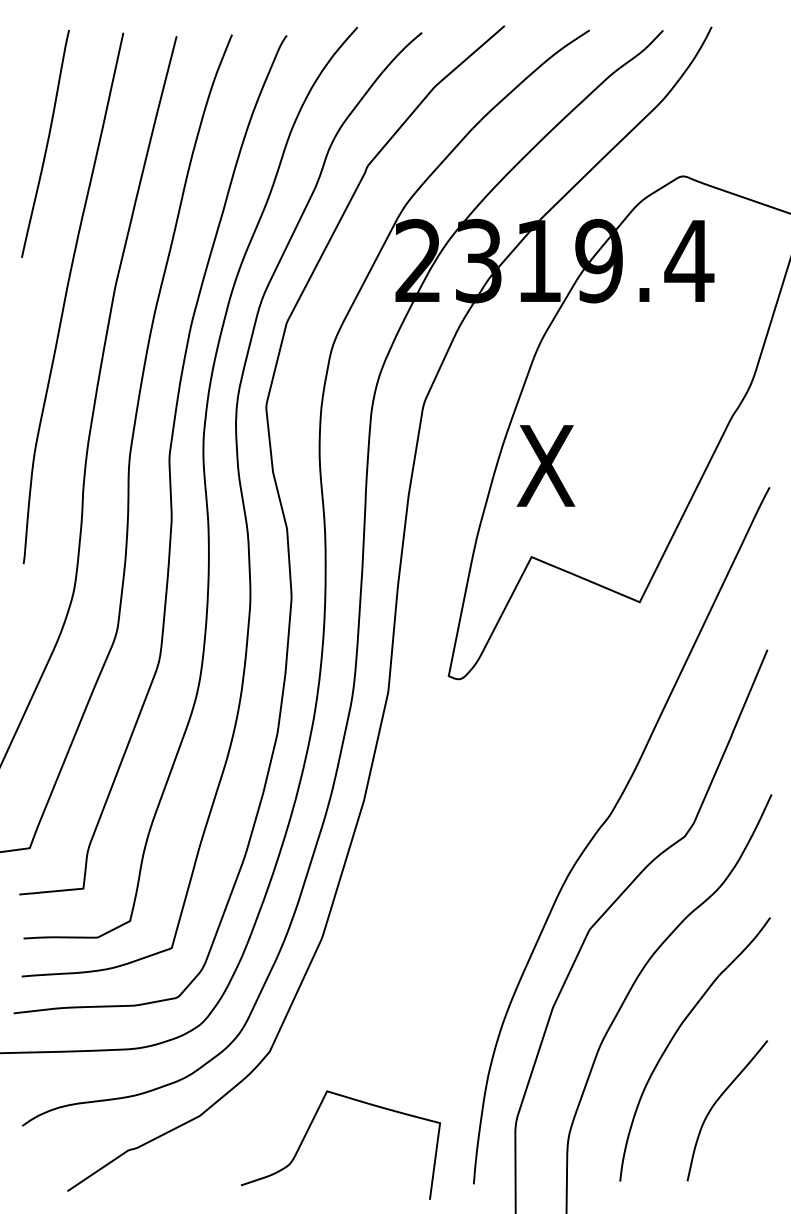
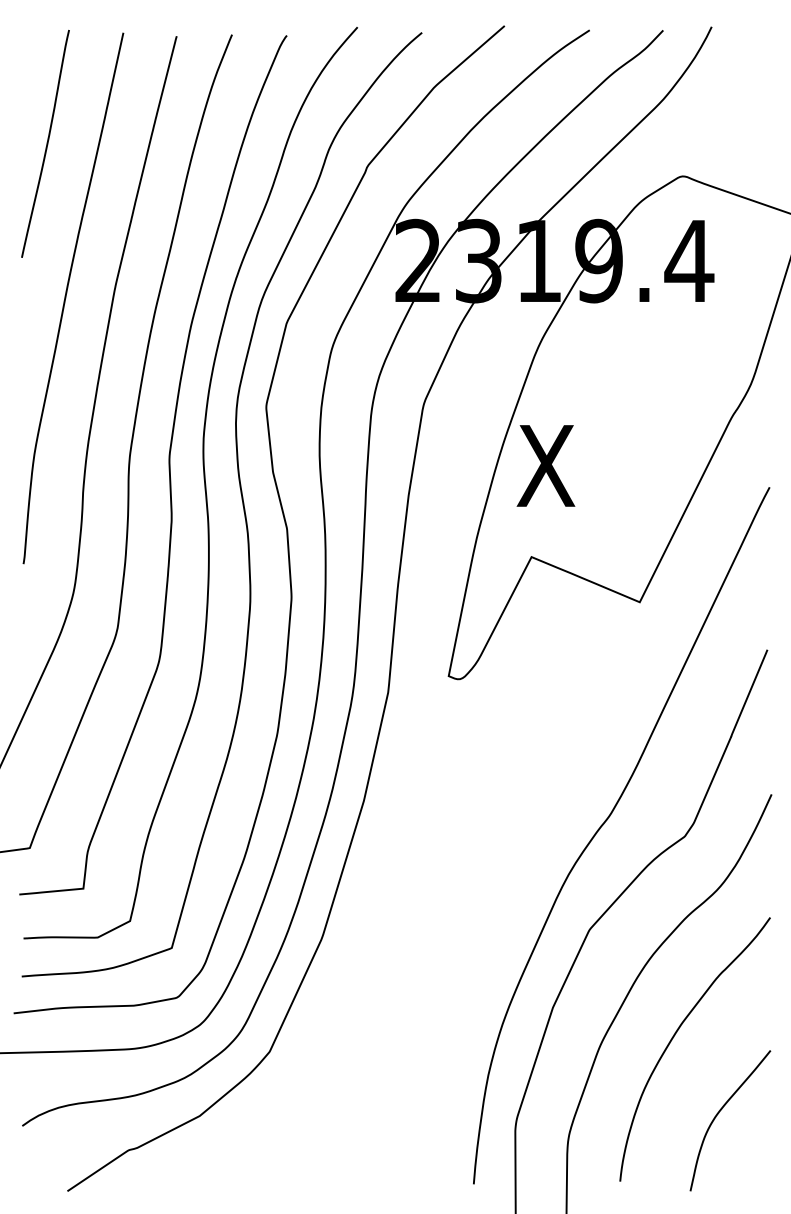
curve position: (716, 1103) -> (719, 1113) (719, 1113)
curve: present -> none (309, 1129)
